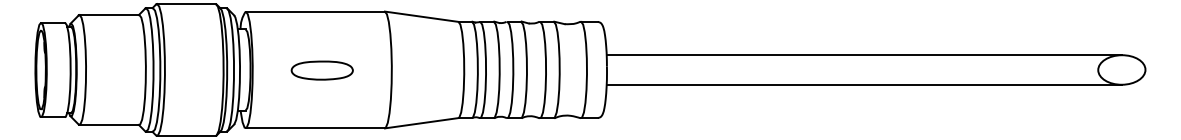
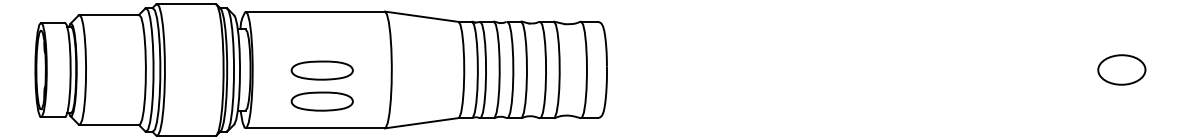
line: present -> none (864, 55)
line: present -> none (863, 84)
part: none -> present (321, 101)
